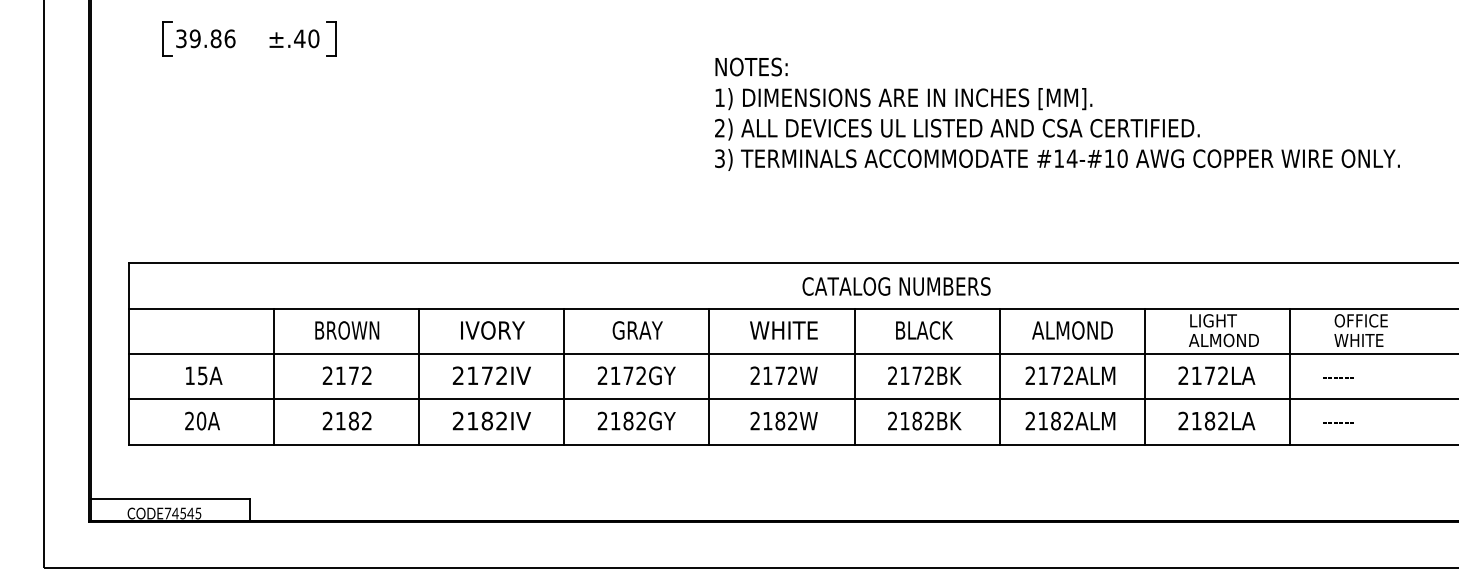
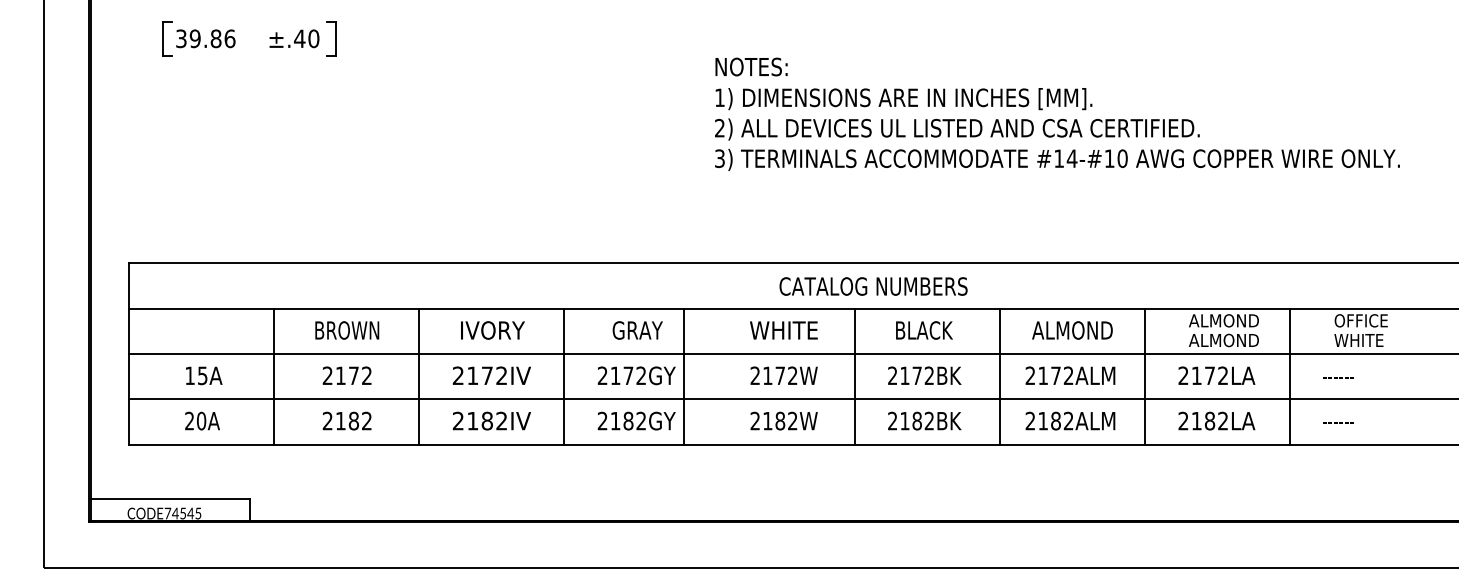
text position: (896, 286) -> (873, 286) (873, 286)
text: LIGHT -> ALMOND (1223, 320)
line position: (709, 376) -> (684, 376) (684, 376)
